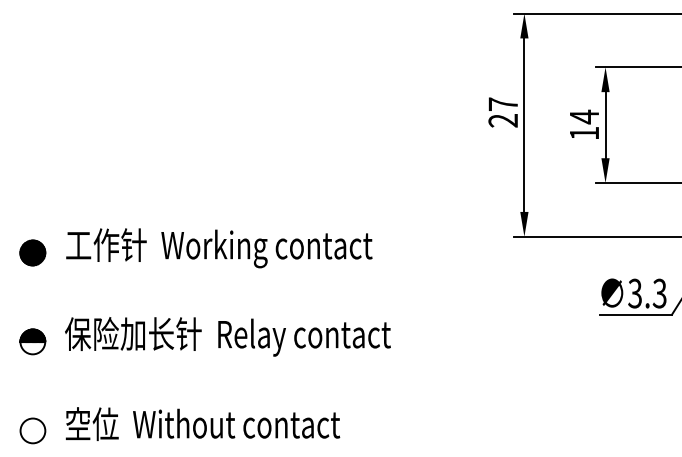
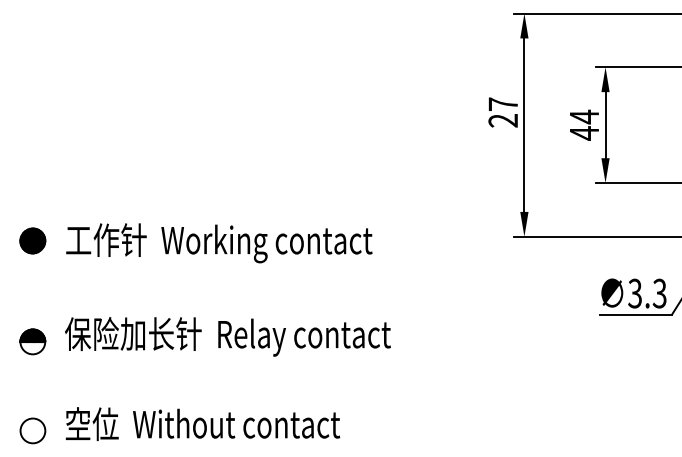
text: 14 -> 44 (584, 133)
text position: (219, 248) -> (219, 243) (219, 243)
part position: (32, 252) -> (32, 240) (32, 240)
